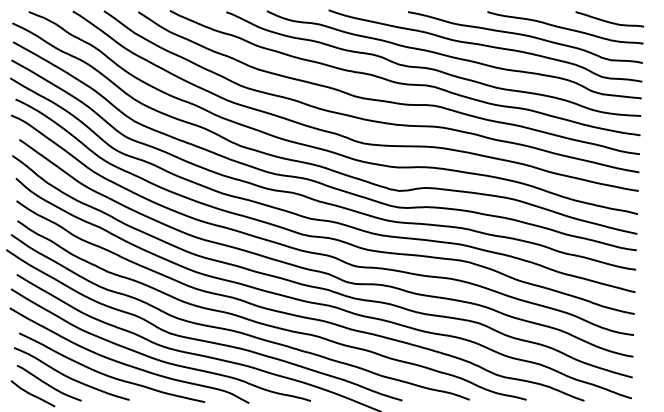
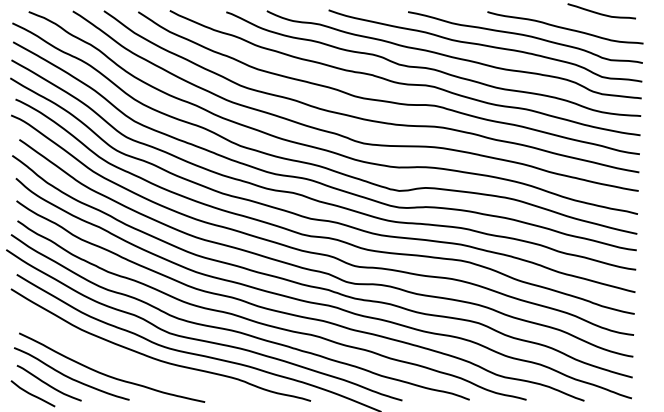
curve position: (609, 21) -> (601, 13) (601, 13)
curve: present -> none (126, 363)
